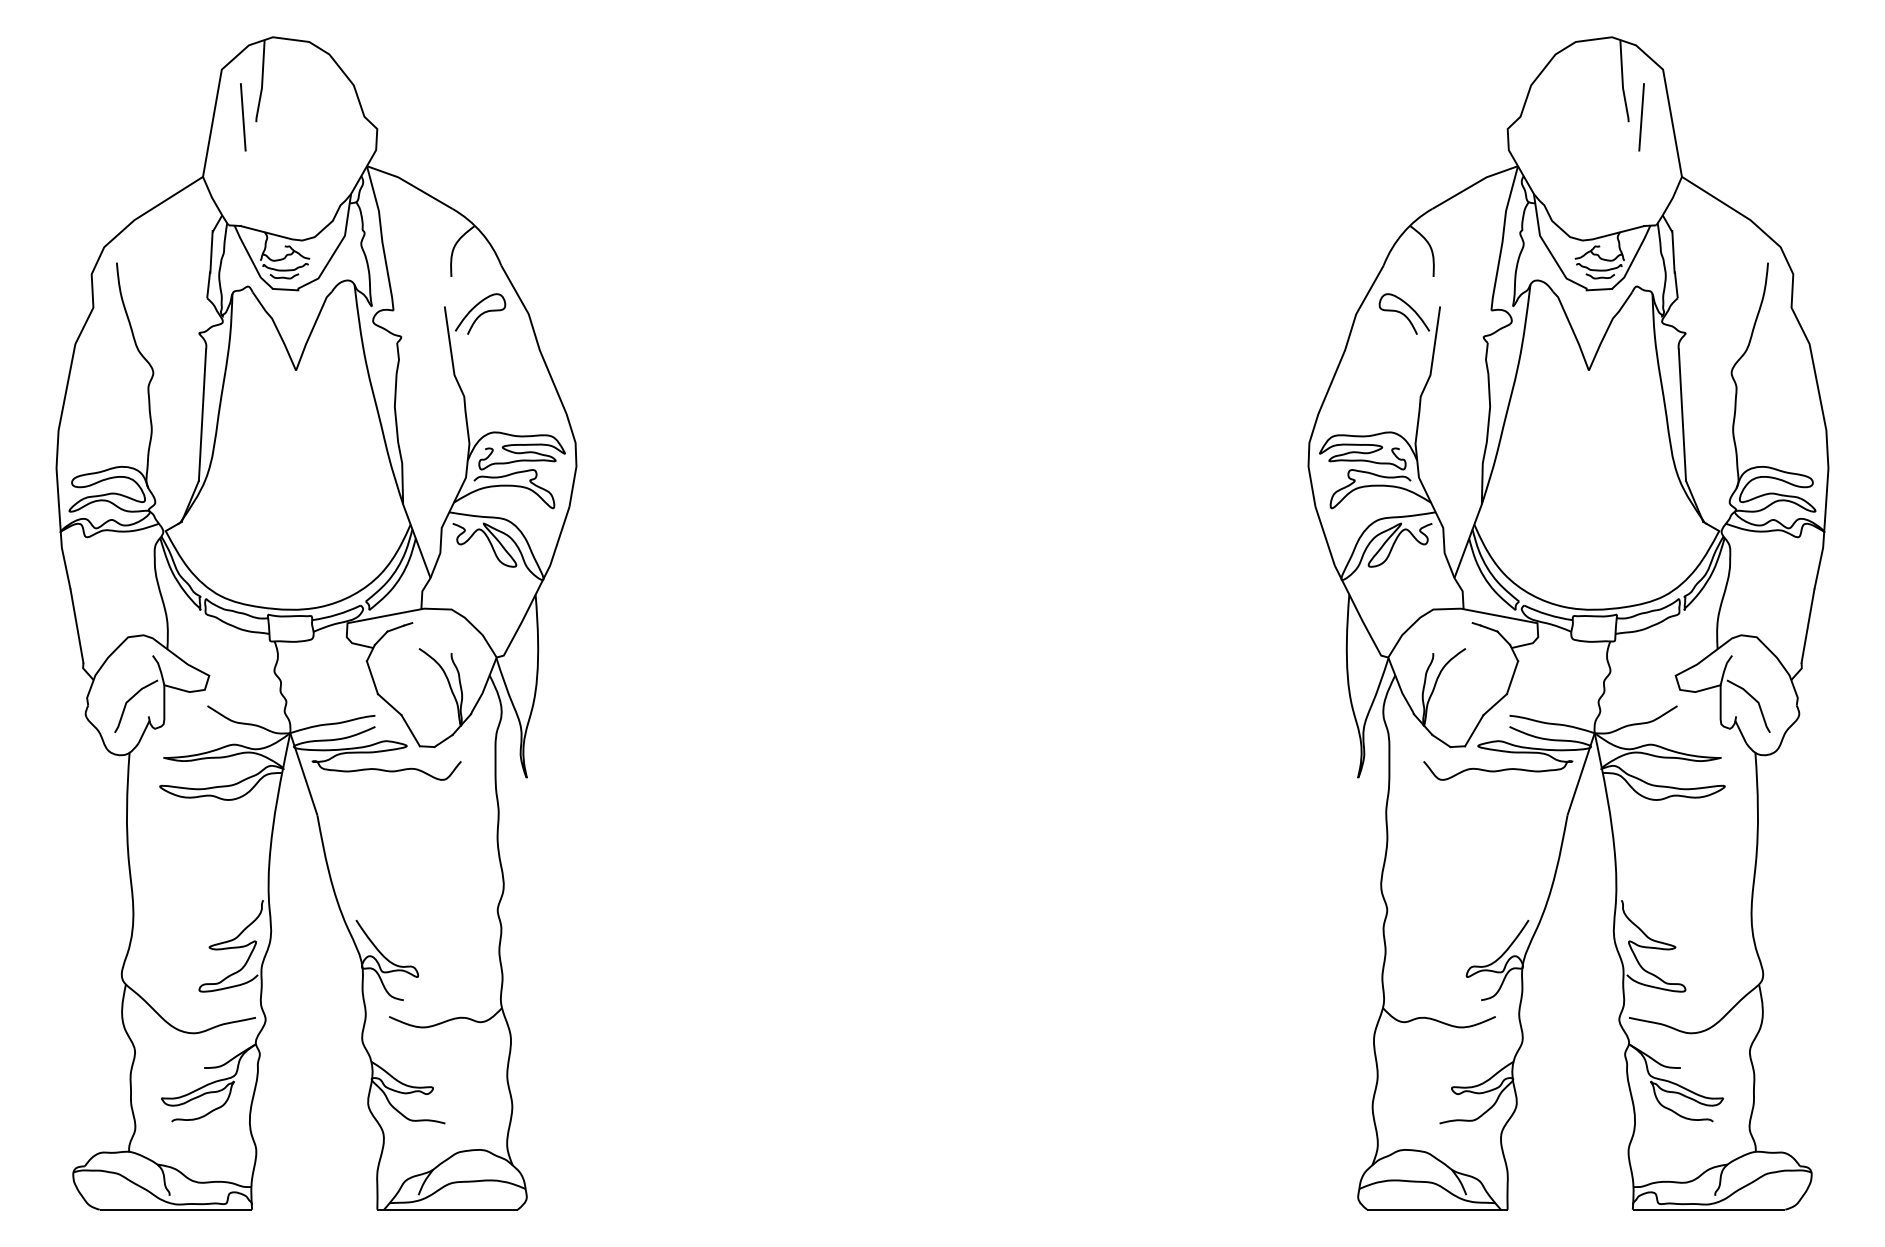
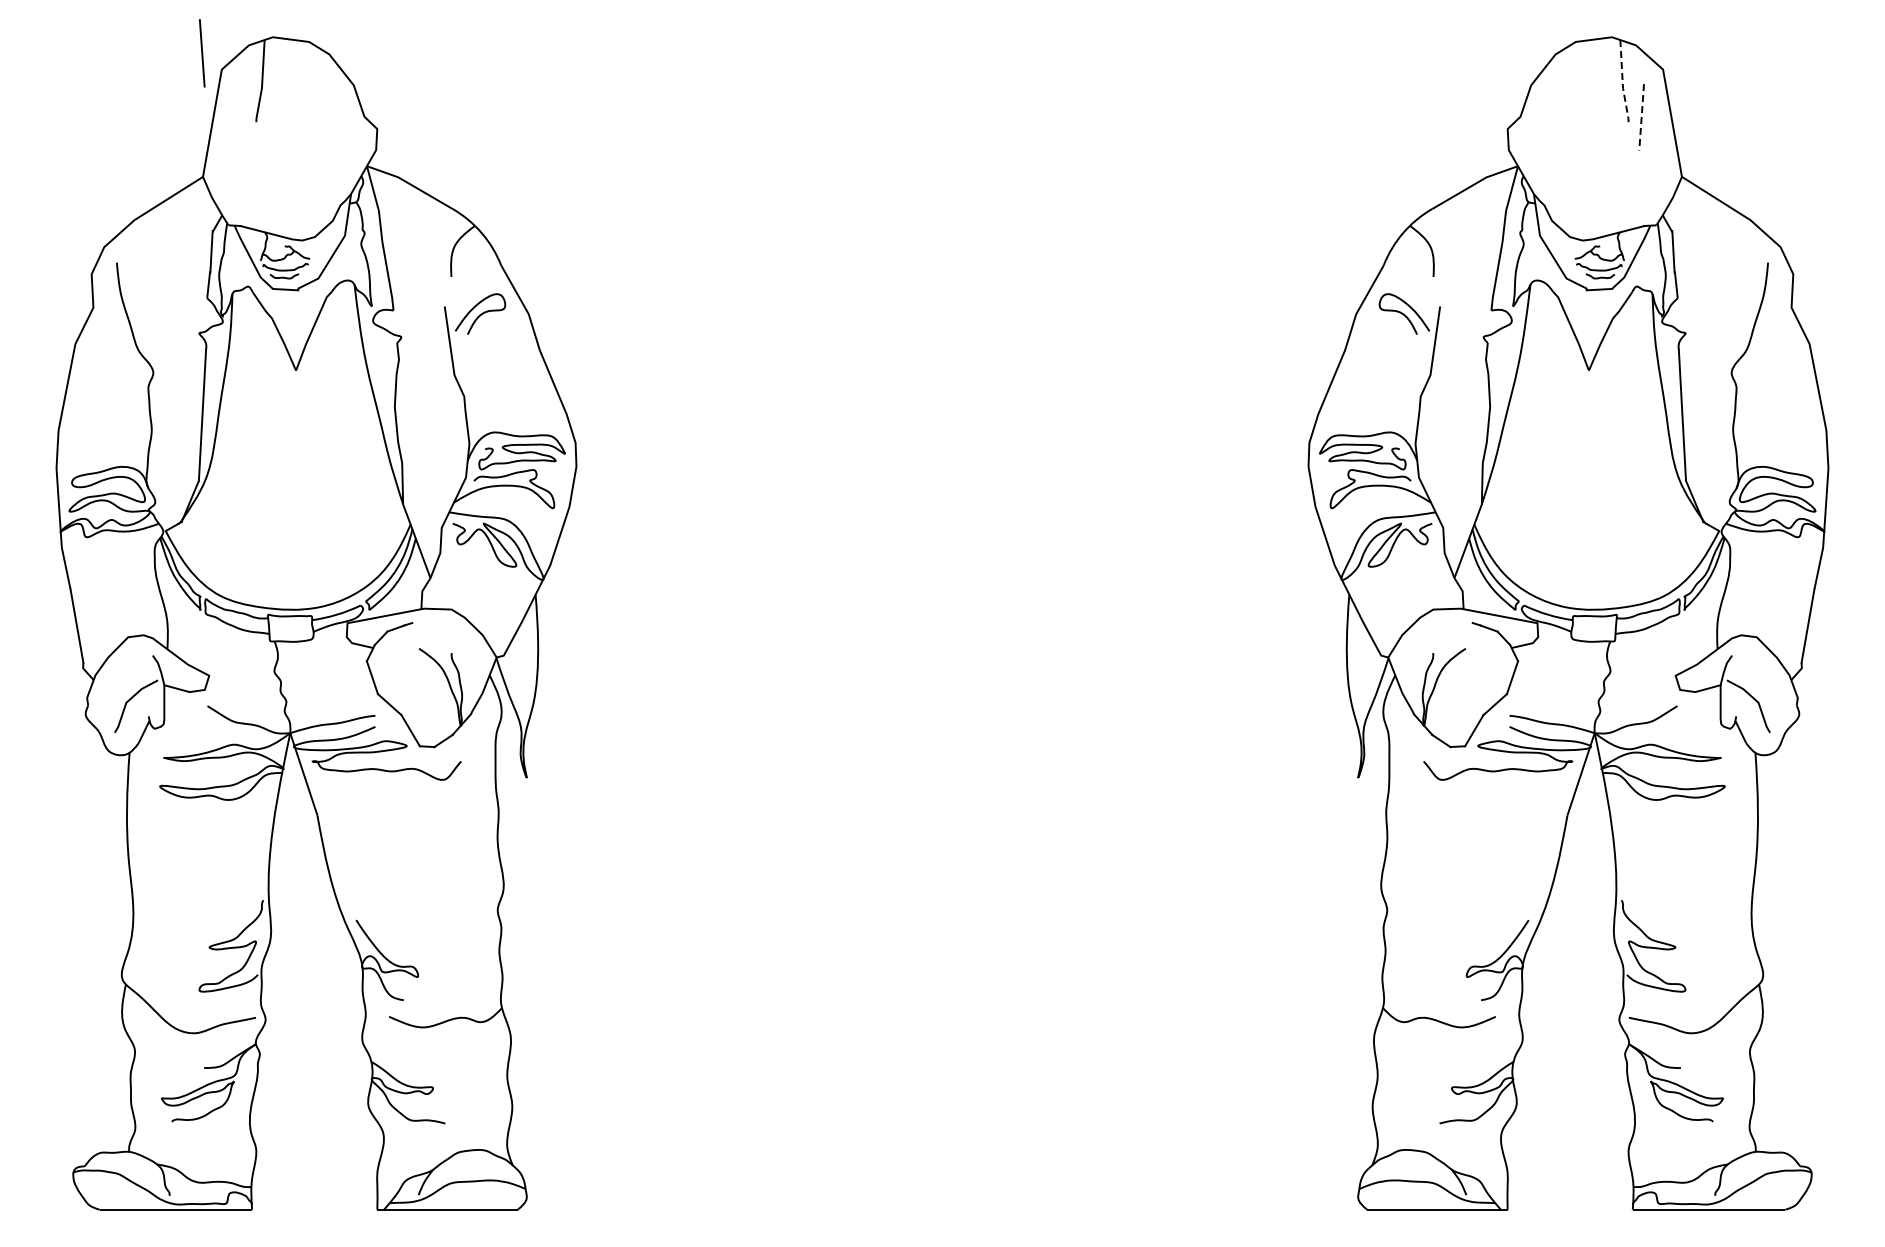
line: solid -> dashed (1622, 82)
line position: (243, 117) -> (202, 53) (202, 53)
line: solid -> dashed (1641, 117)
